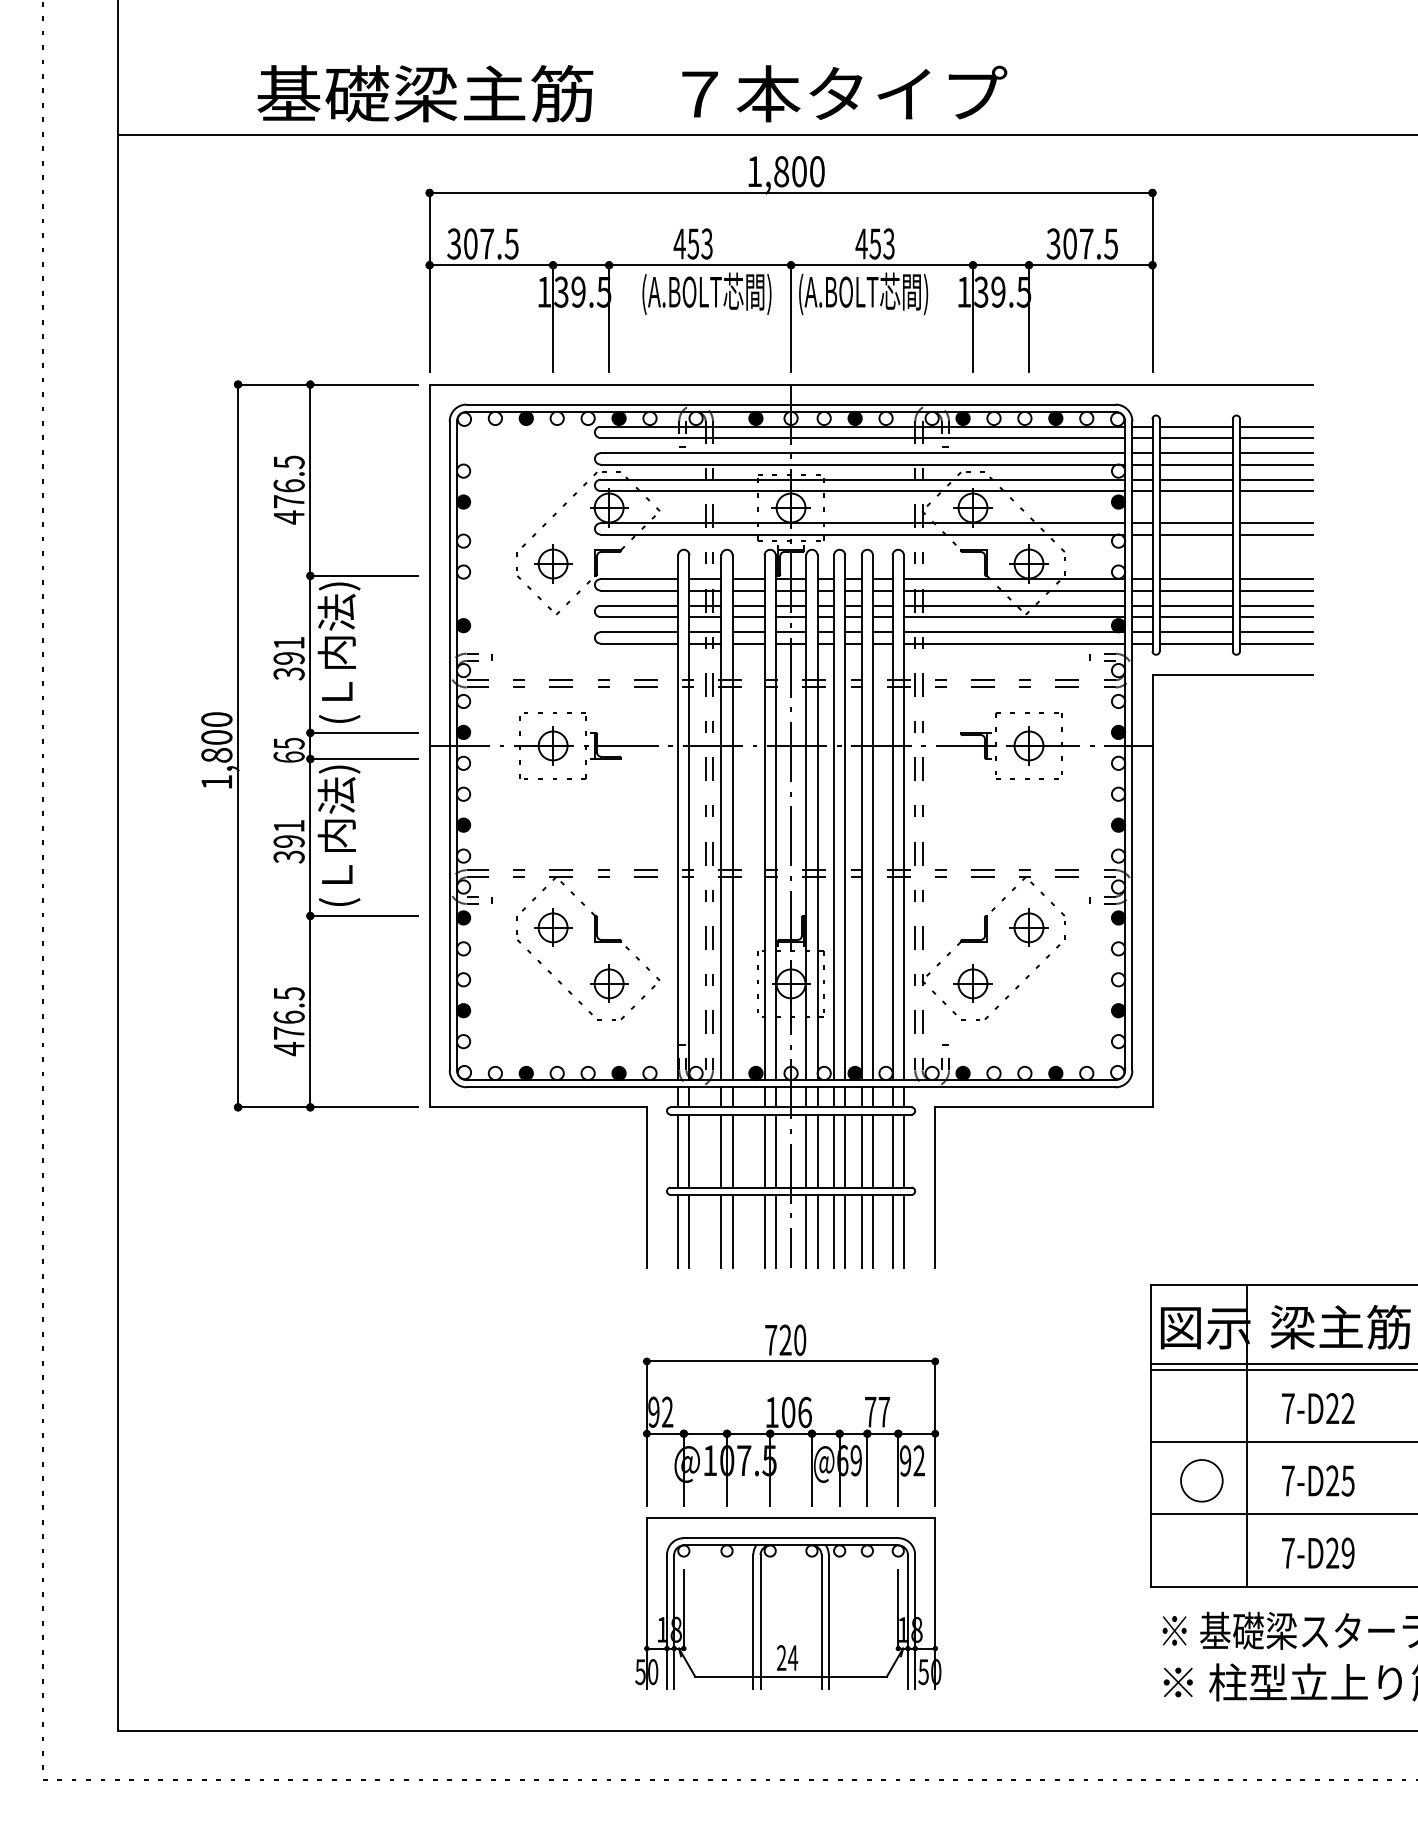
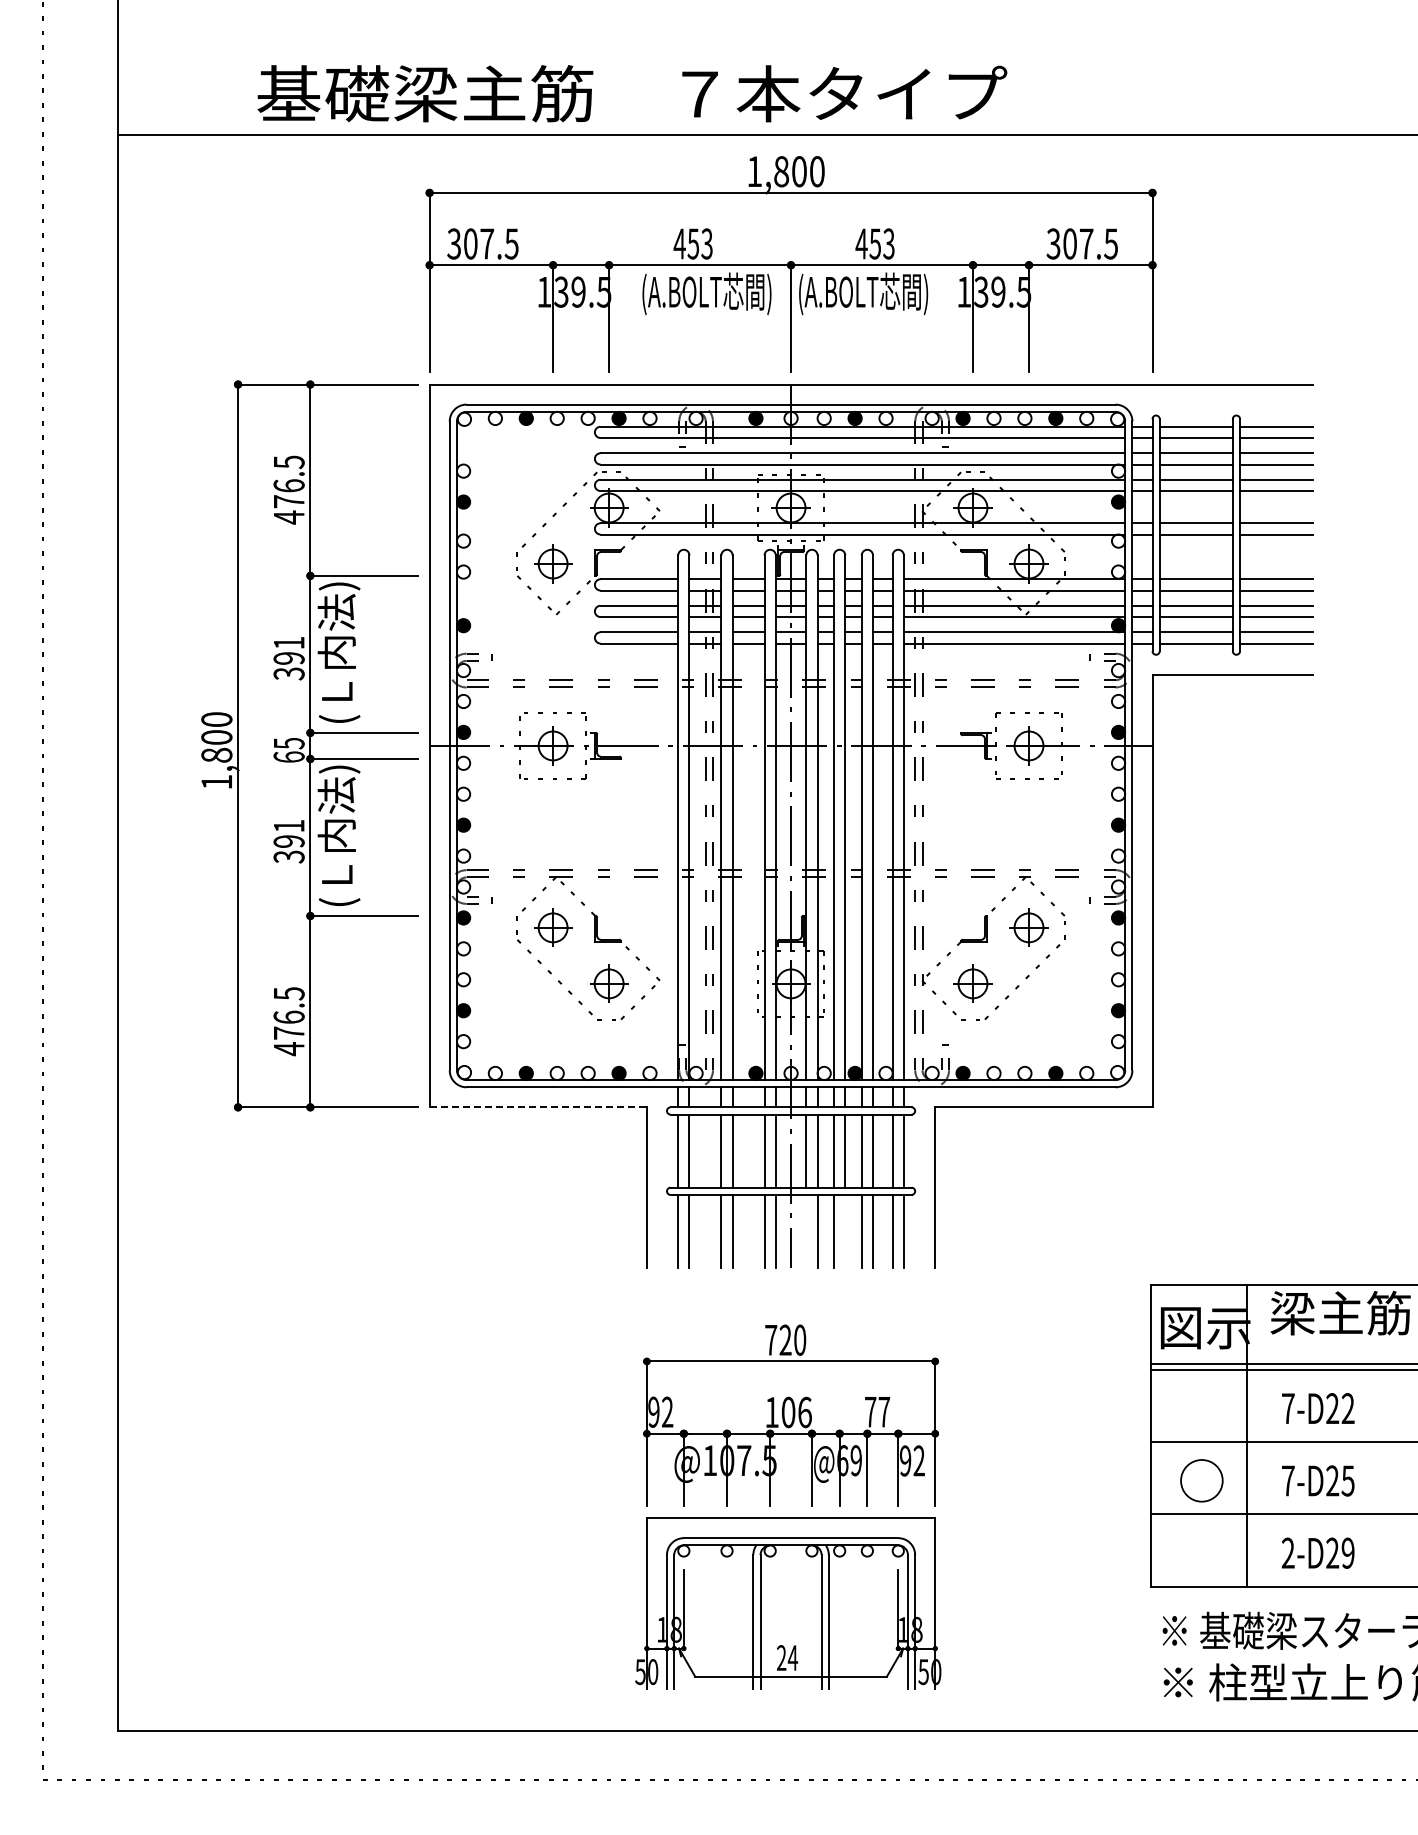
line: solid -> dashed (538, 1107)
line: present -> none (806, 1231)
line: present -> none (845, 1231)
text position: (1340, 1327) -> (1340, 1313) (1340, 1313)
text: 7-D29 -> 2-D29 (1287, 1552)
